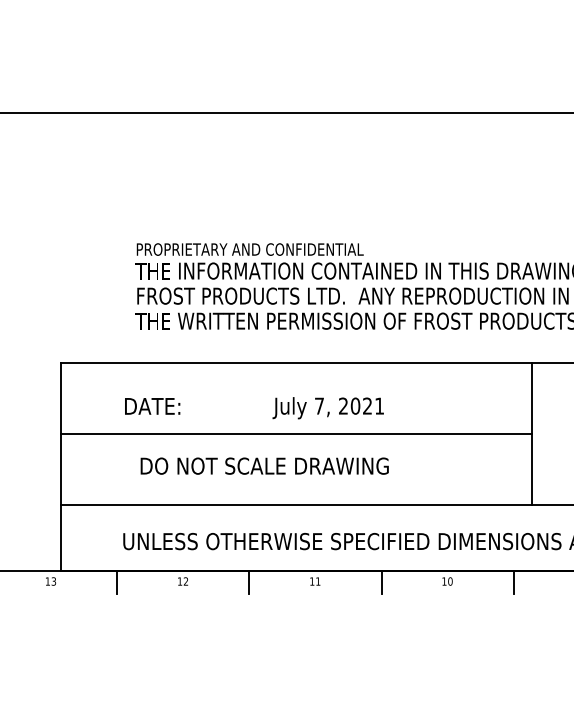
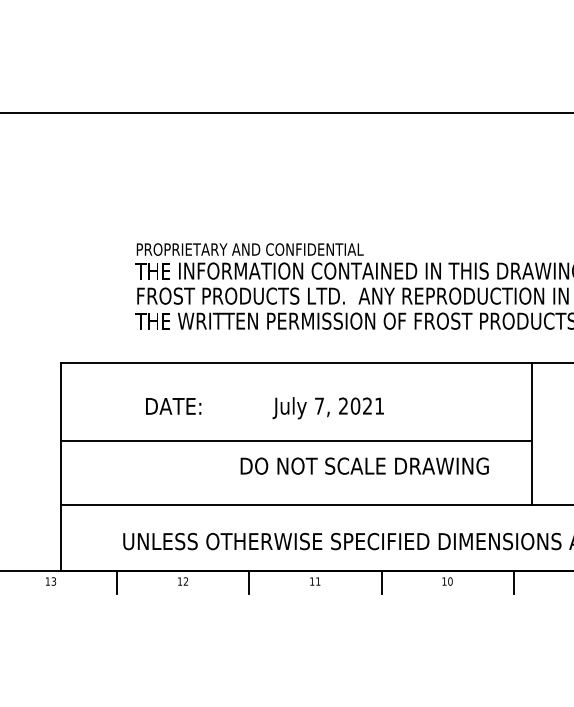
text position: (152, 406) -> (173, 406) (173, 406)
line position: (295, 434) -> (295, 441) (295, 441)
text position: (264, 465) -> (364, 465) (364, 465)
